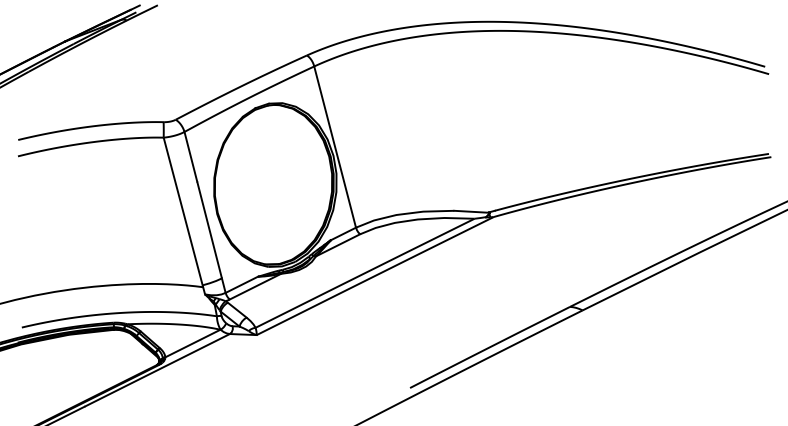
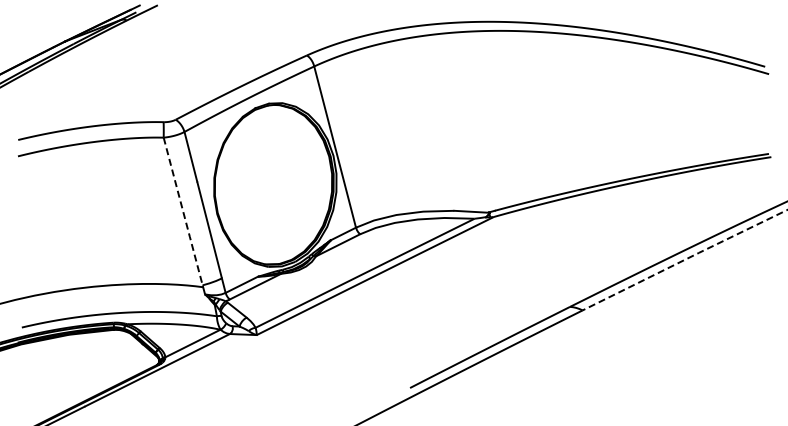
line: solid -> dashed (183, 212)
line: solid -> dashed (685, 259)
